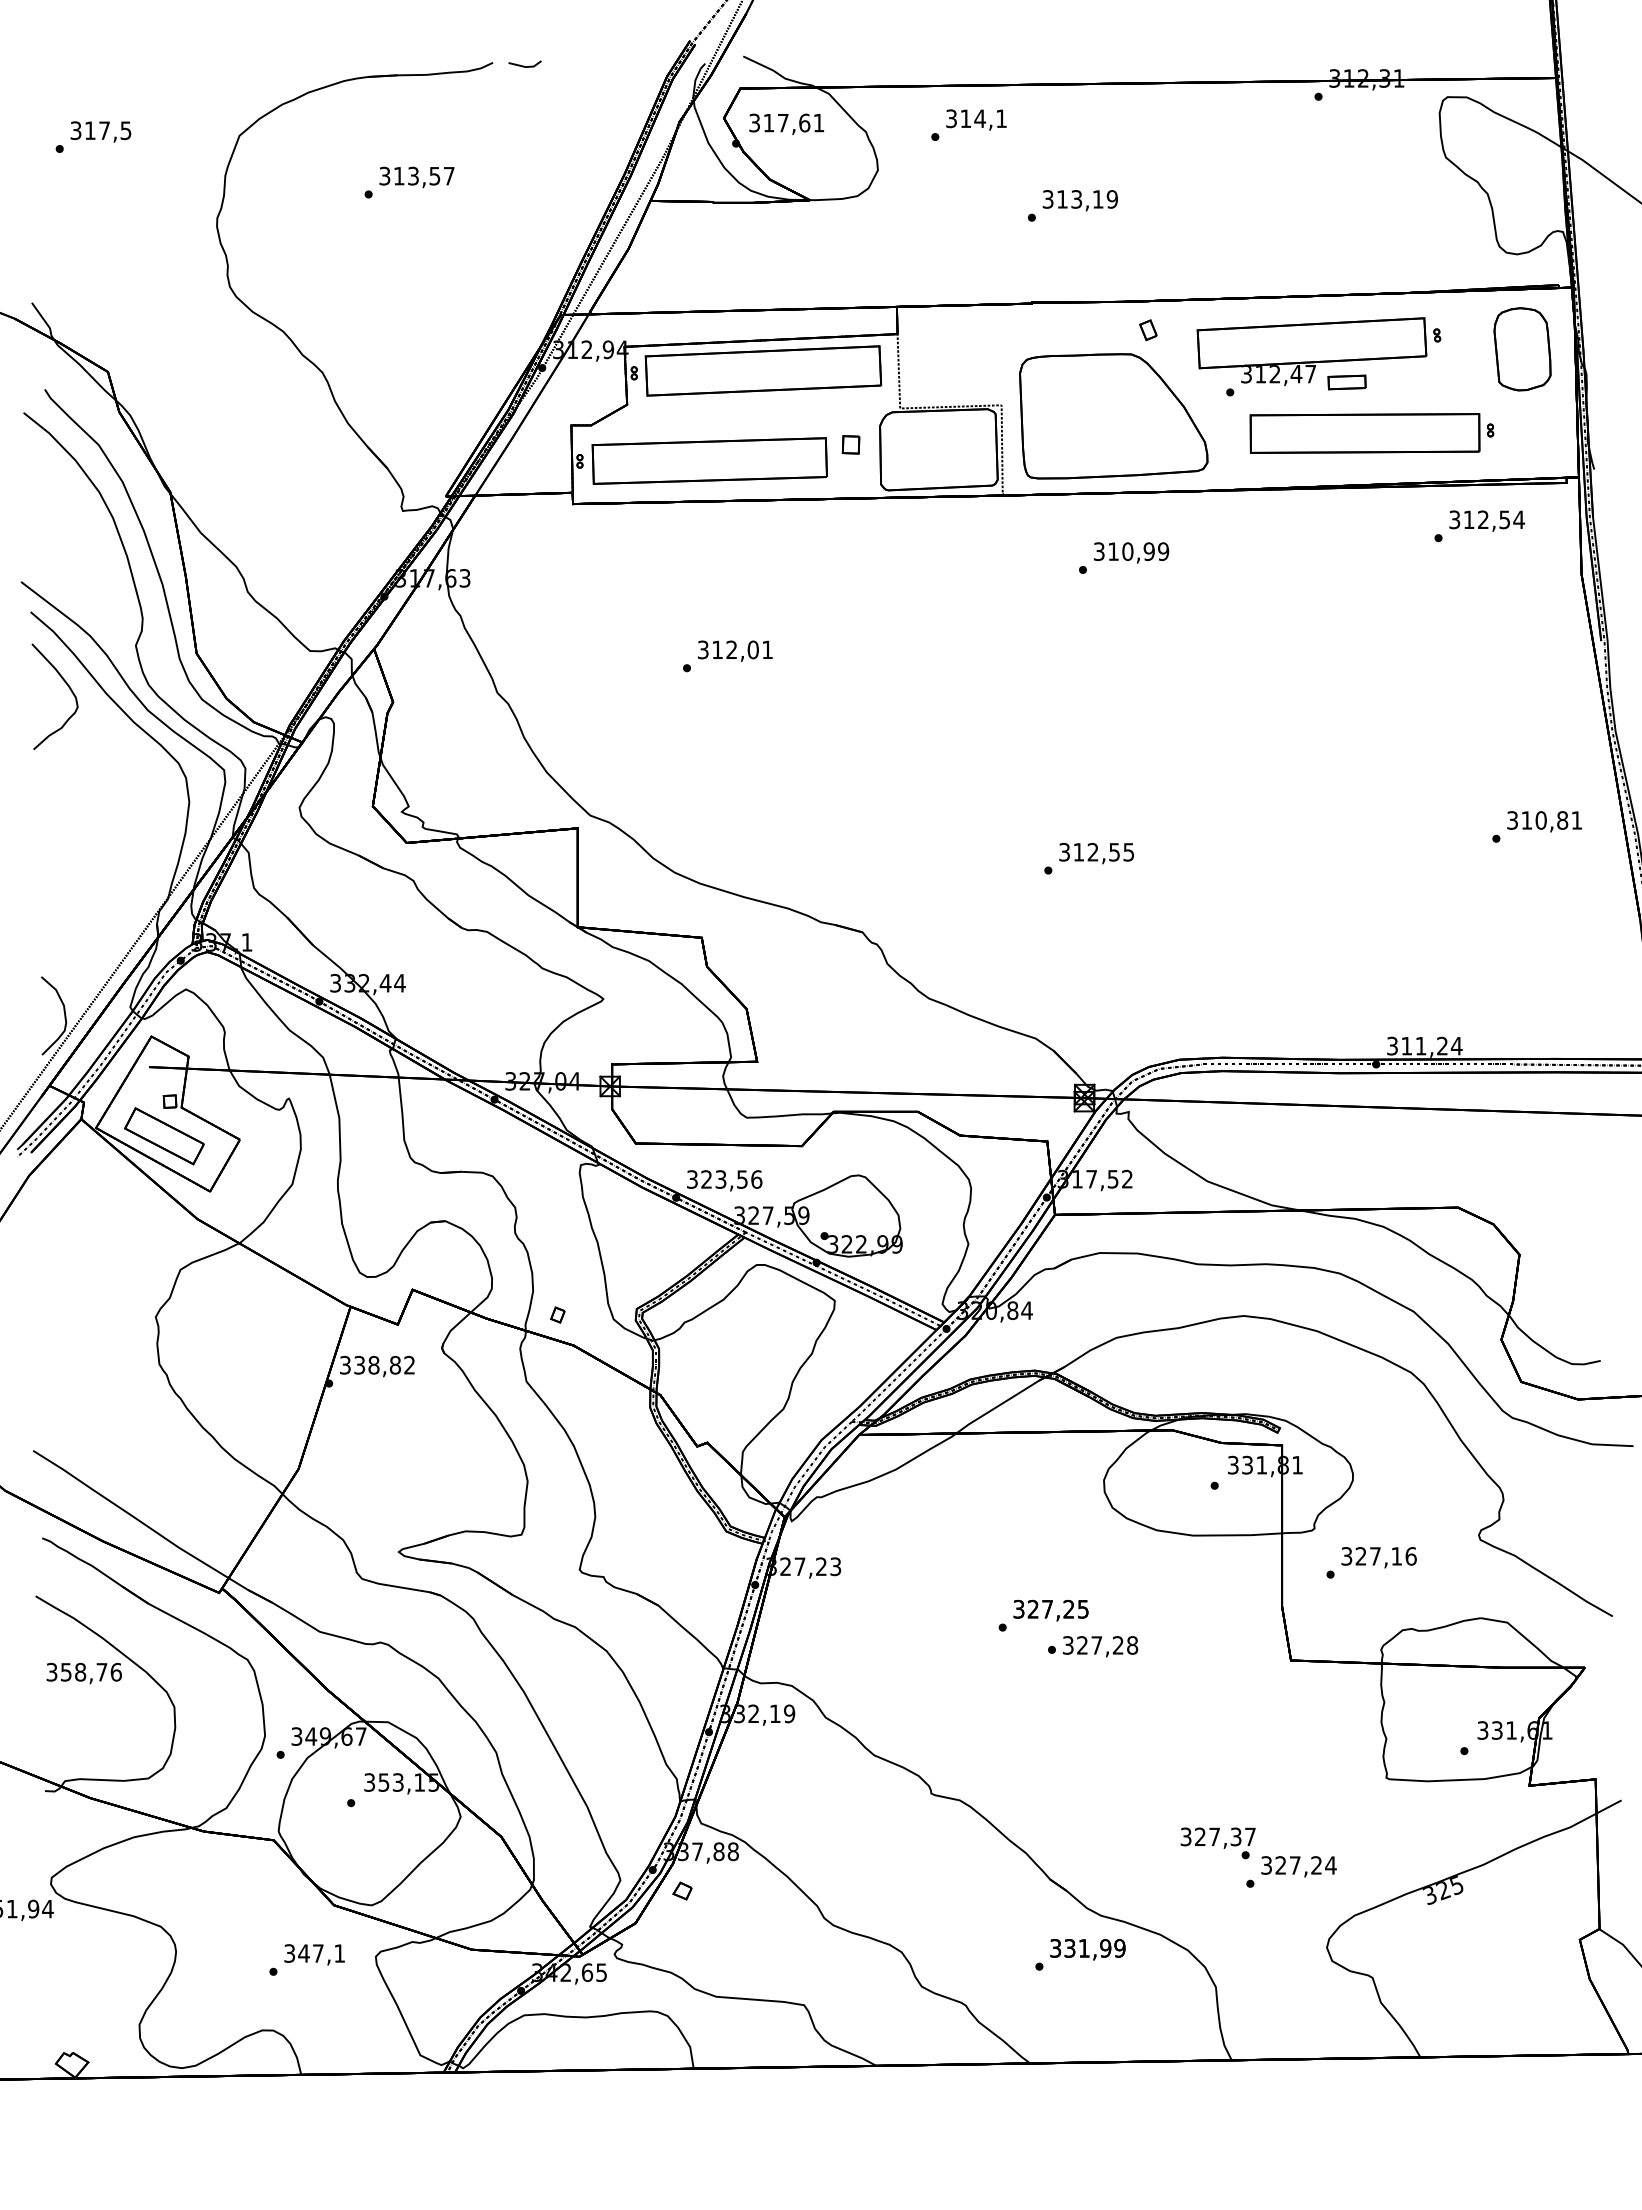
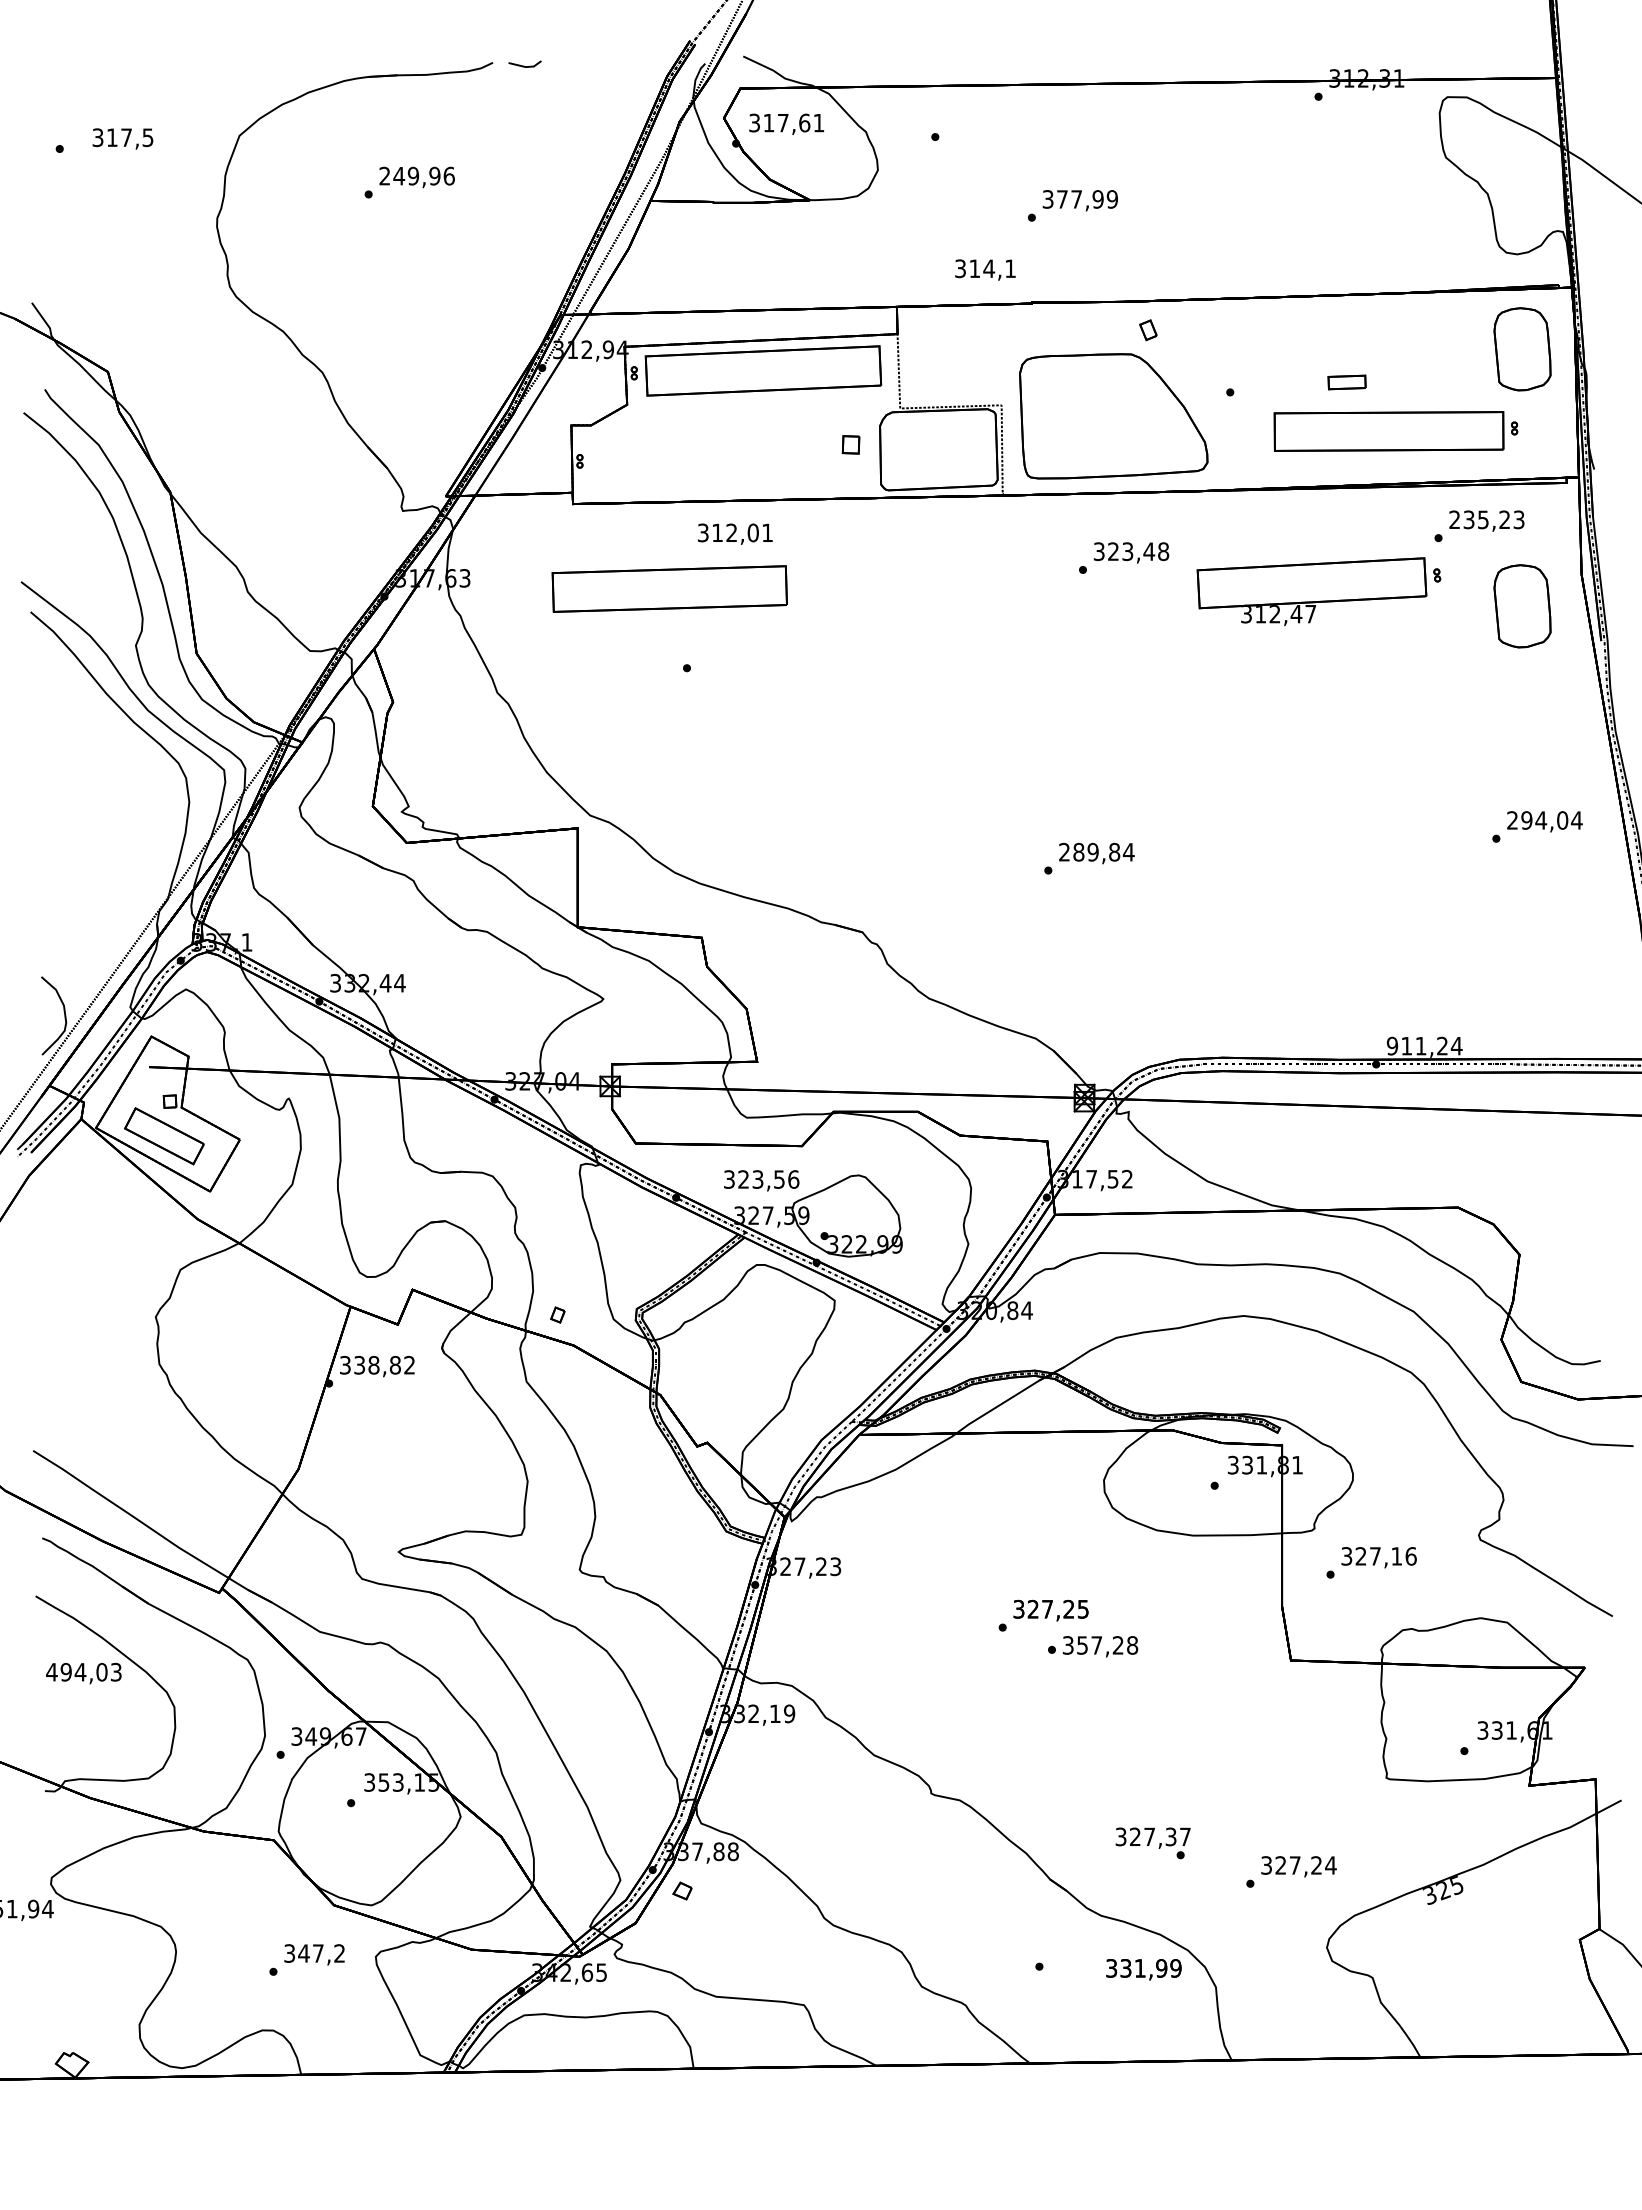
text position: (976, 119) -> (985, 269) (985, 269)
text position: (100, 131) -> (122, 138) (122, 138)
text: 313,57 -> 249,96 (416, 175)
text: 313,19 -> 377,99 (1080, 199)
part position: (1318, 351) -> (1318, 591) (1318, 591)
part position: (1371, 433) -> (1395, 431) (1395, 431)
part position: (709, 460) -> (669, 588) (669, 588)
text: 312,54 -> 235,23 (1486, 519)
text: 310,99 -> 323,48 (1138, 551)
part: none -> present (1522, 606)
text position: (735, 650) -> (735, 533) (735, 533)
curve: present -> none (67, 686)
text: 310,81 -> 294,04 (1544, 820)
text: 312,55 -> 289,84 (1096, 851)
text: 311,24 -> 911,24 (1392, 1045)
text position: (724, 1180) -> (761, 1180) (761, 1180)
text: 327,28 -> 357,28 (1082, 1645)
text: 358,76 -> 494,03 (83, 1671)
text position: (1217, 1843) -> (1152, 1843) (1152, 1843)
text position: (1087, 1949) -> (1143, 1969) (1143, 1969)
text: 347,1 -> 347,2 (339, 1953)
